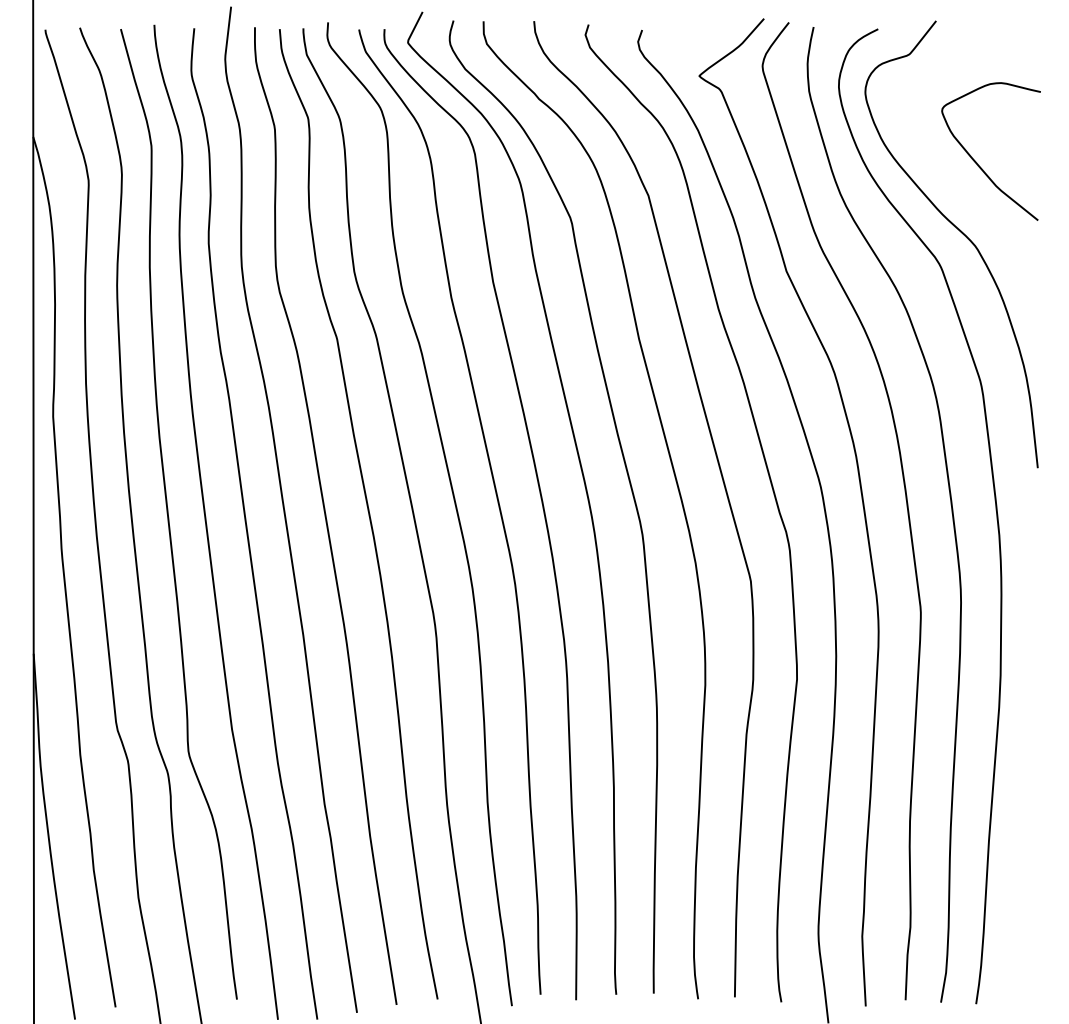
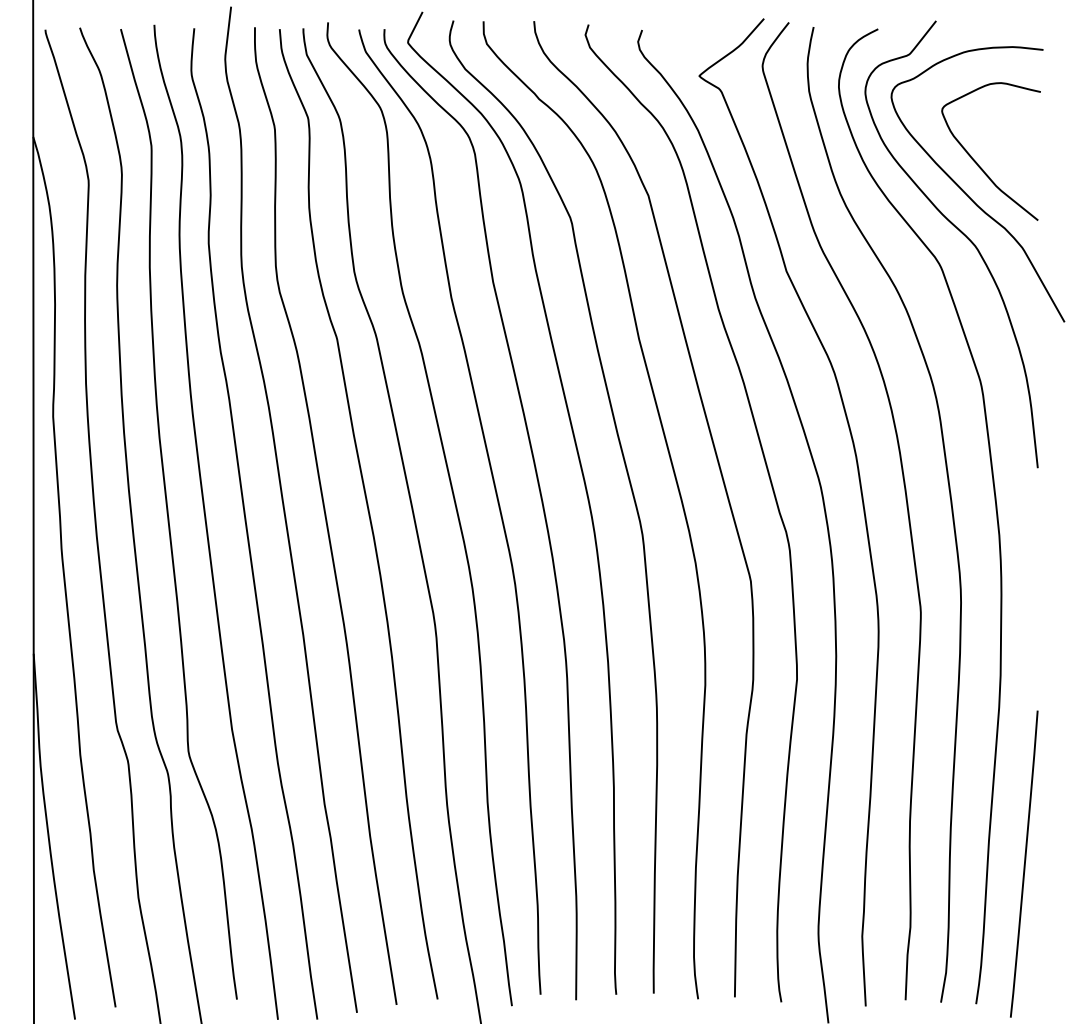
curve: none -> present (967, 194)
line: none -> present (1024, 863)
